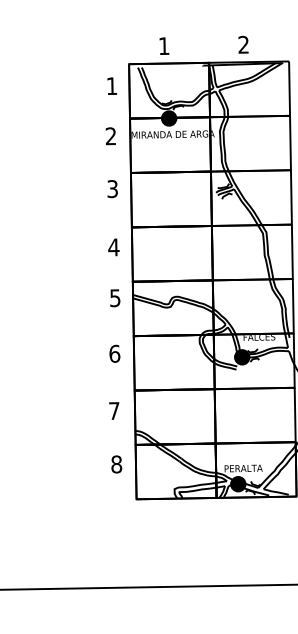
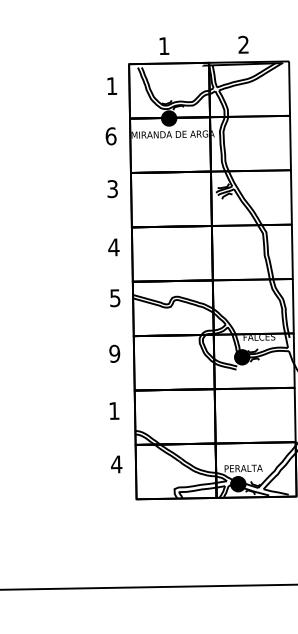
text: 2 -> 6 (110, 136)
text: 6 -> 9 (114, 353)
text: 7 -> 1 (114, 410)
text: 8 -> 4 (116, 464)
